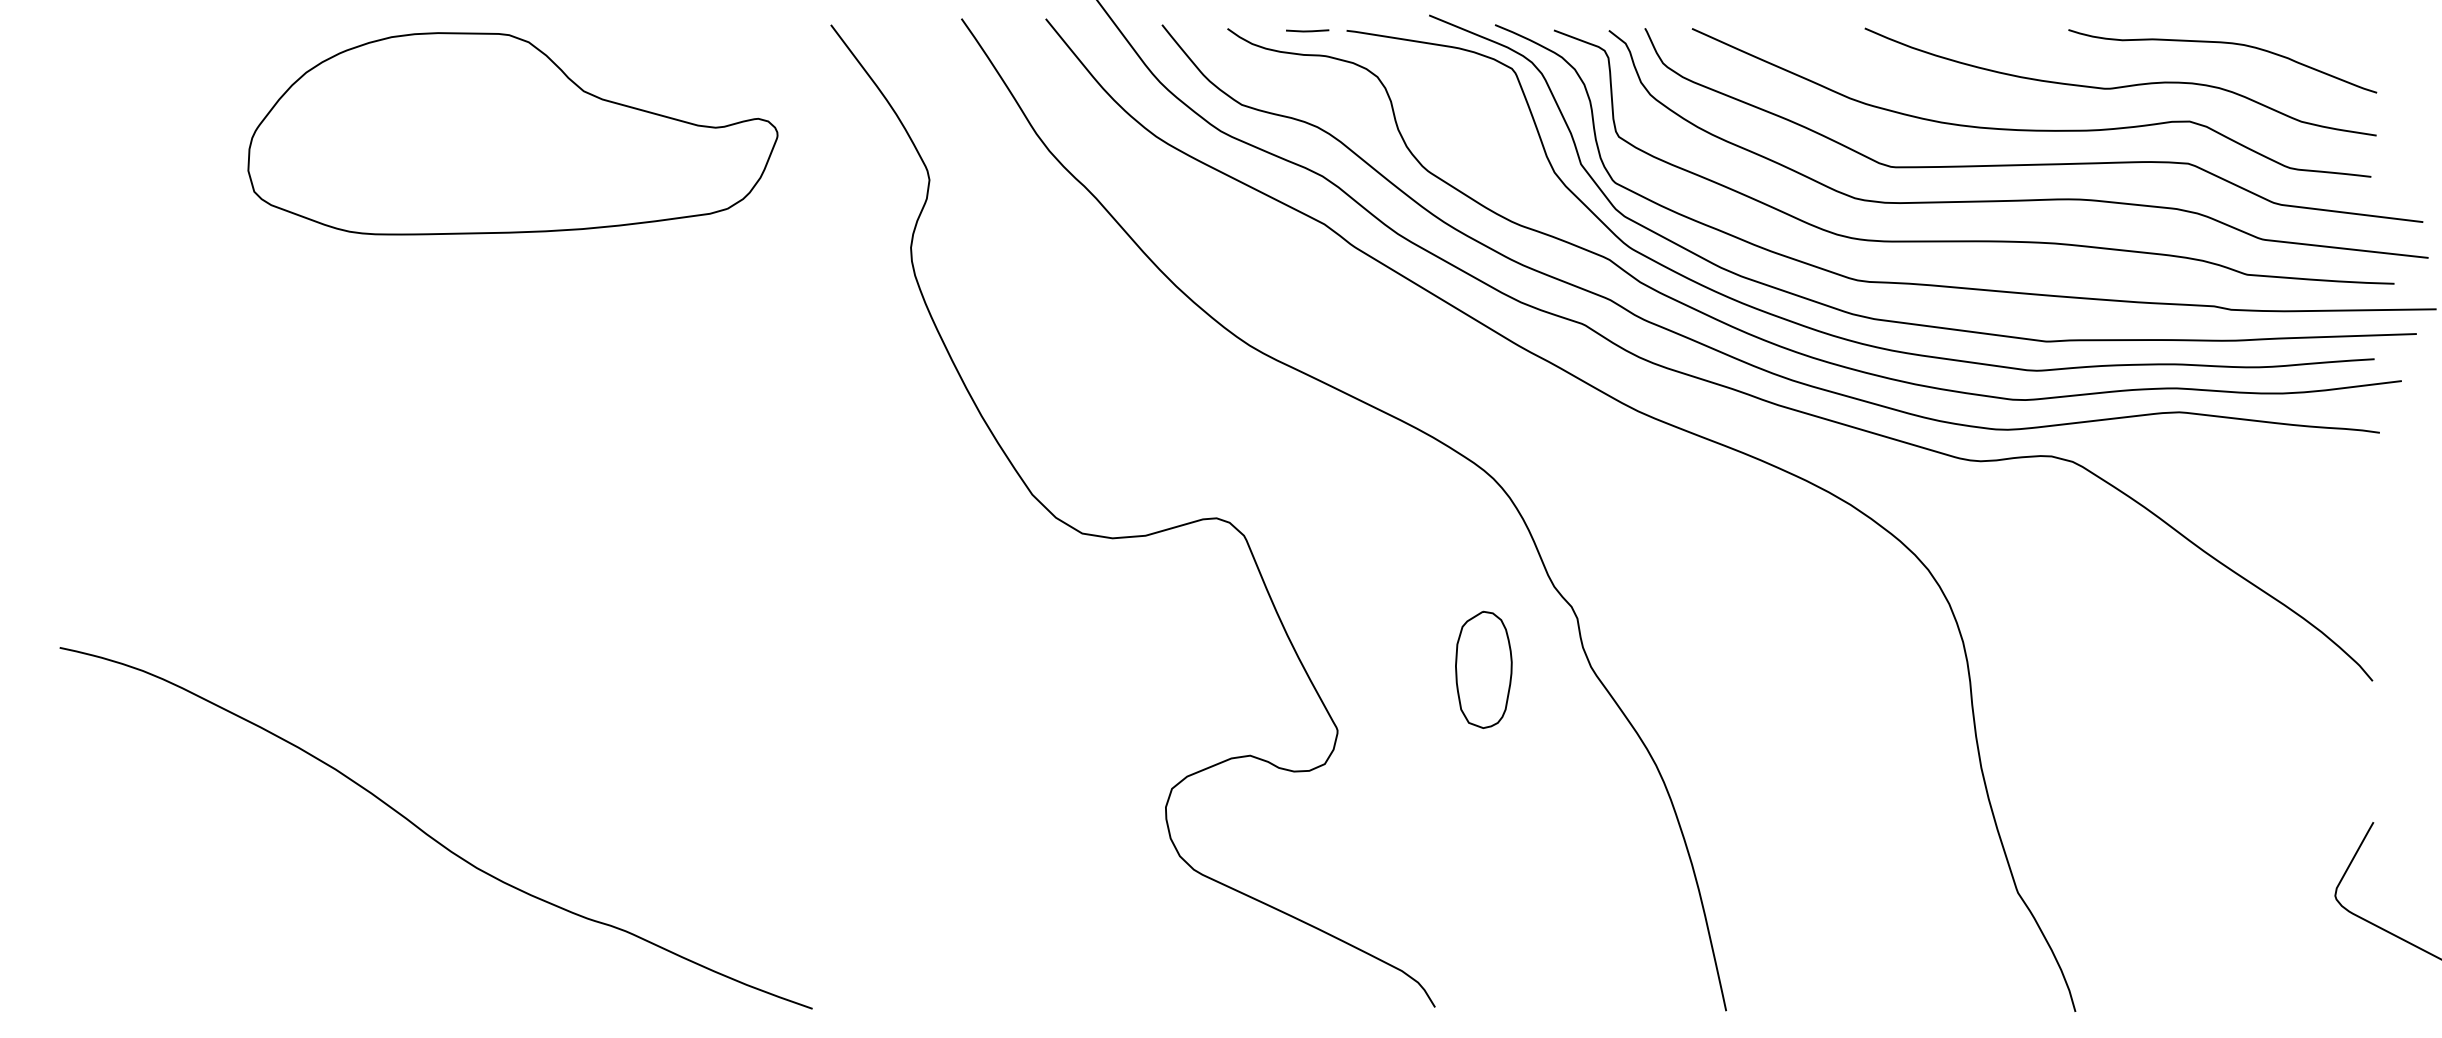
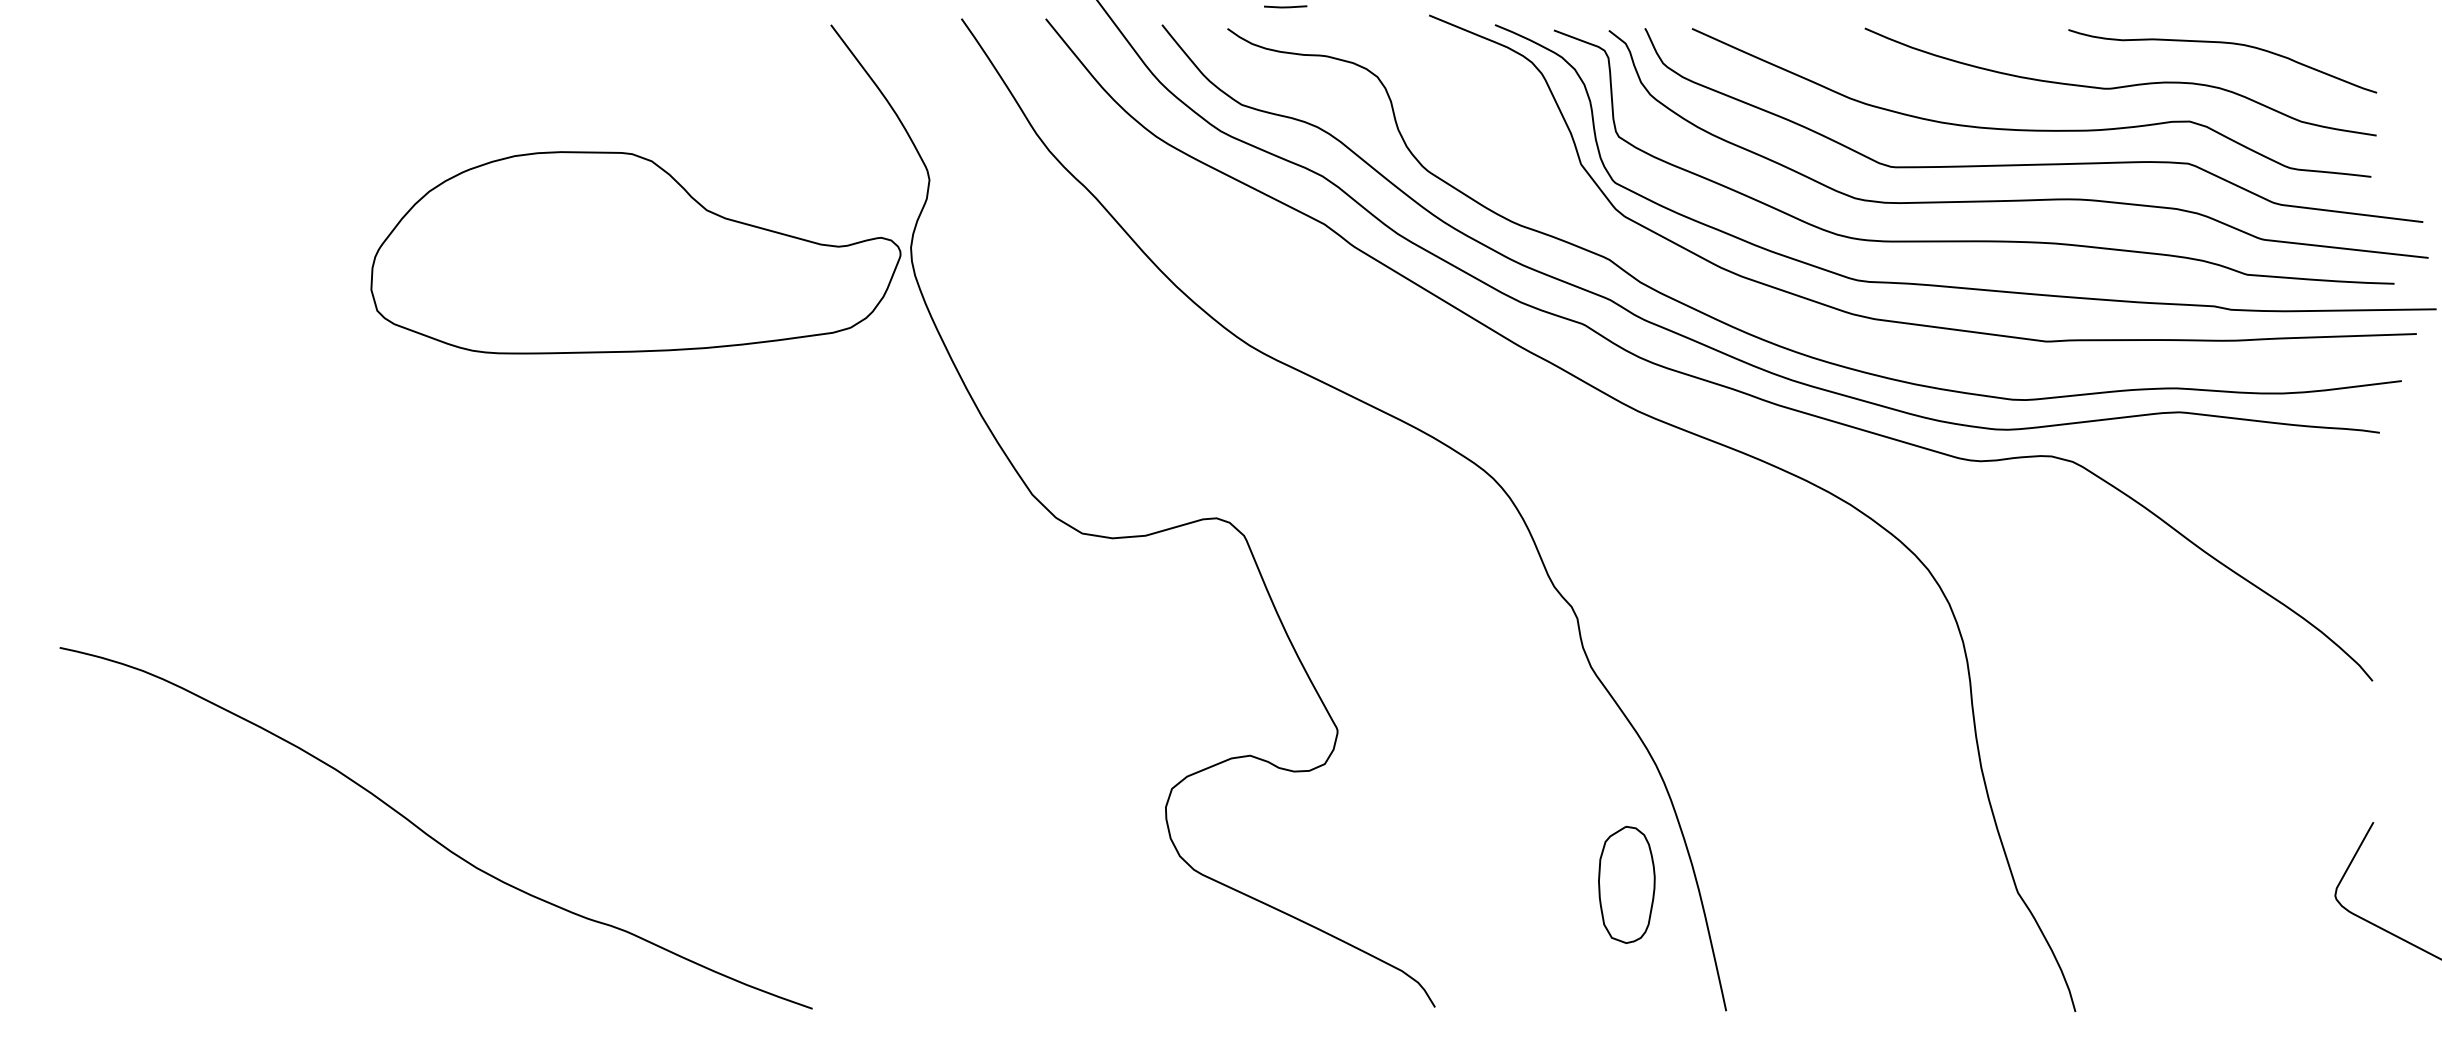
line position: (1307, 30) -> (1285, 6) (1285, 6)
part position: (512, 133) -> (635, 252) (635, 252)
curve: present -> none (1817, 329)
part position: (1483, 669) -> (1626, 884) (1626, 884)
